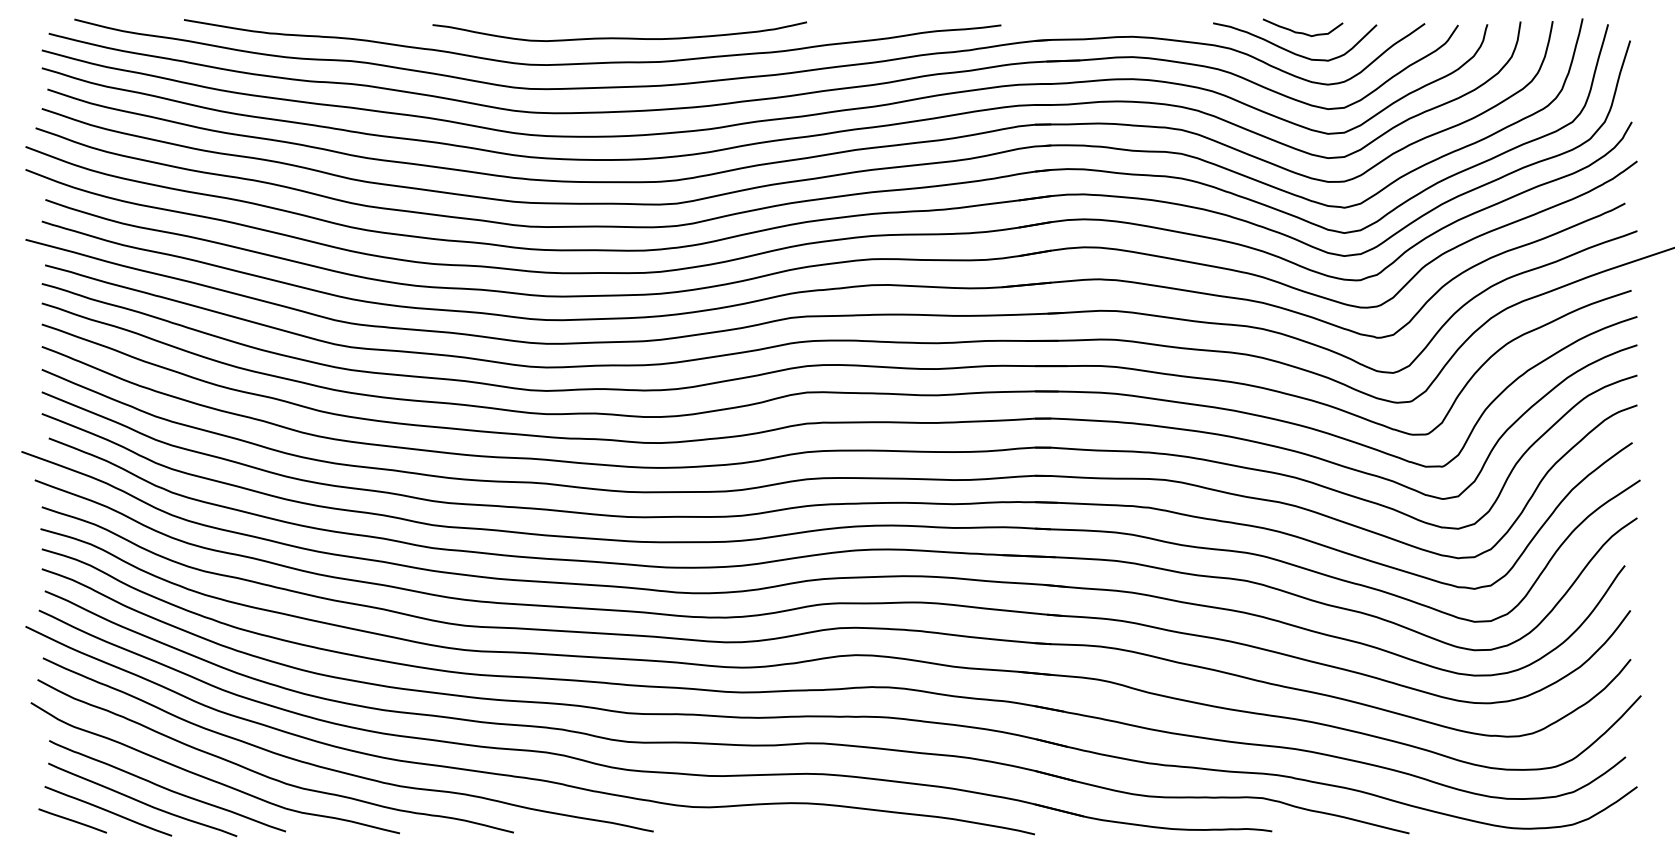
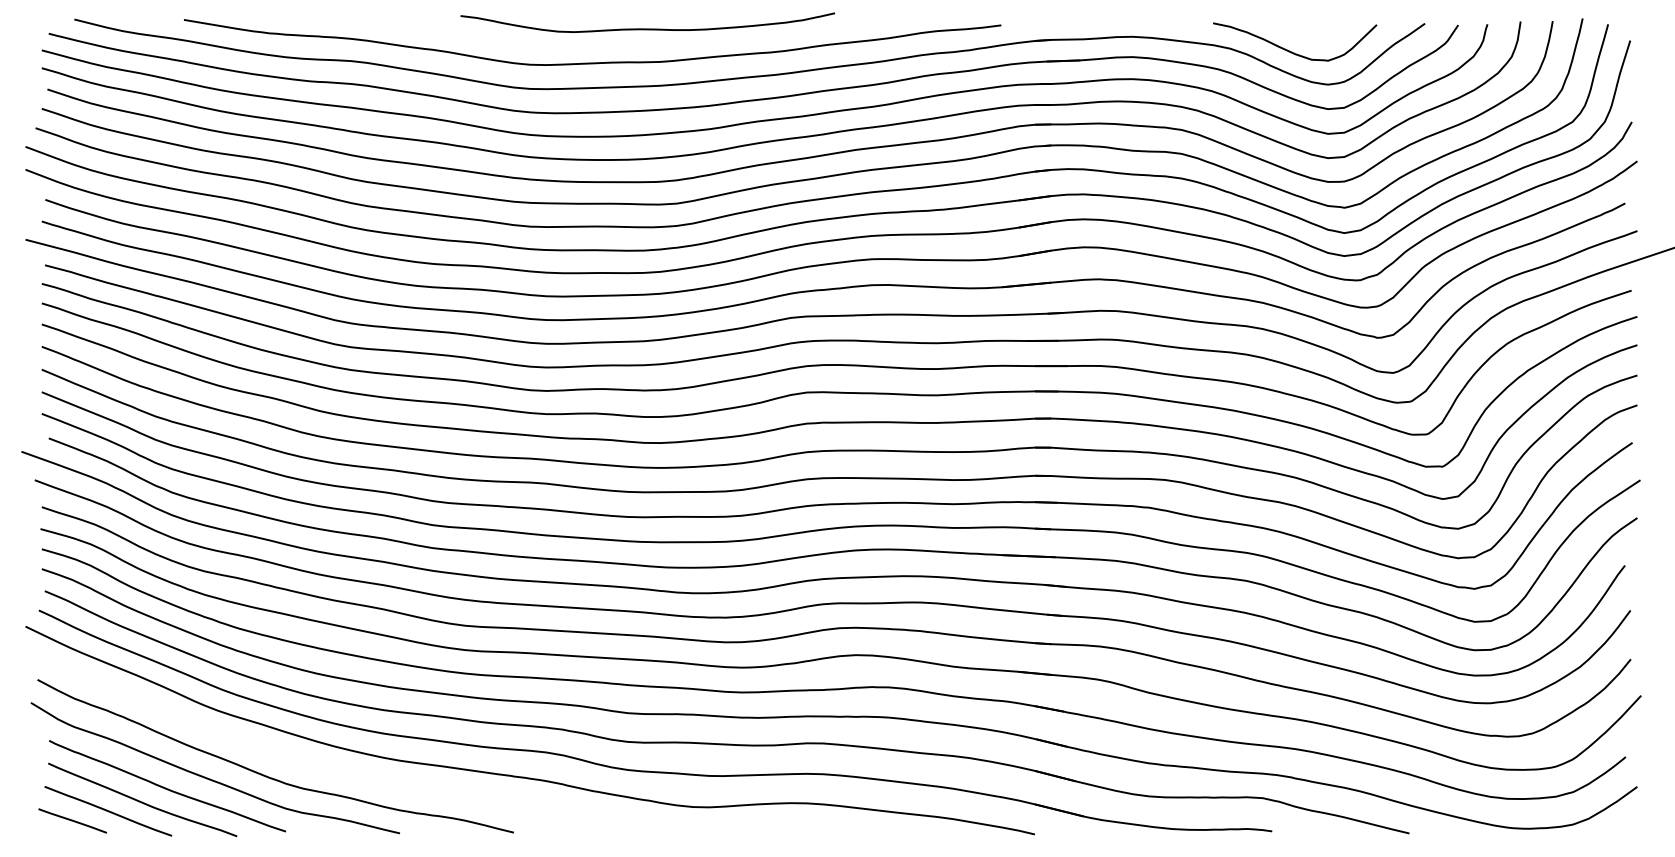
curve: present -> none (1302, 32)
curve position: (619, 37) -> (647, 28) (647, 28)
curve: present -> none (339, 770)
